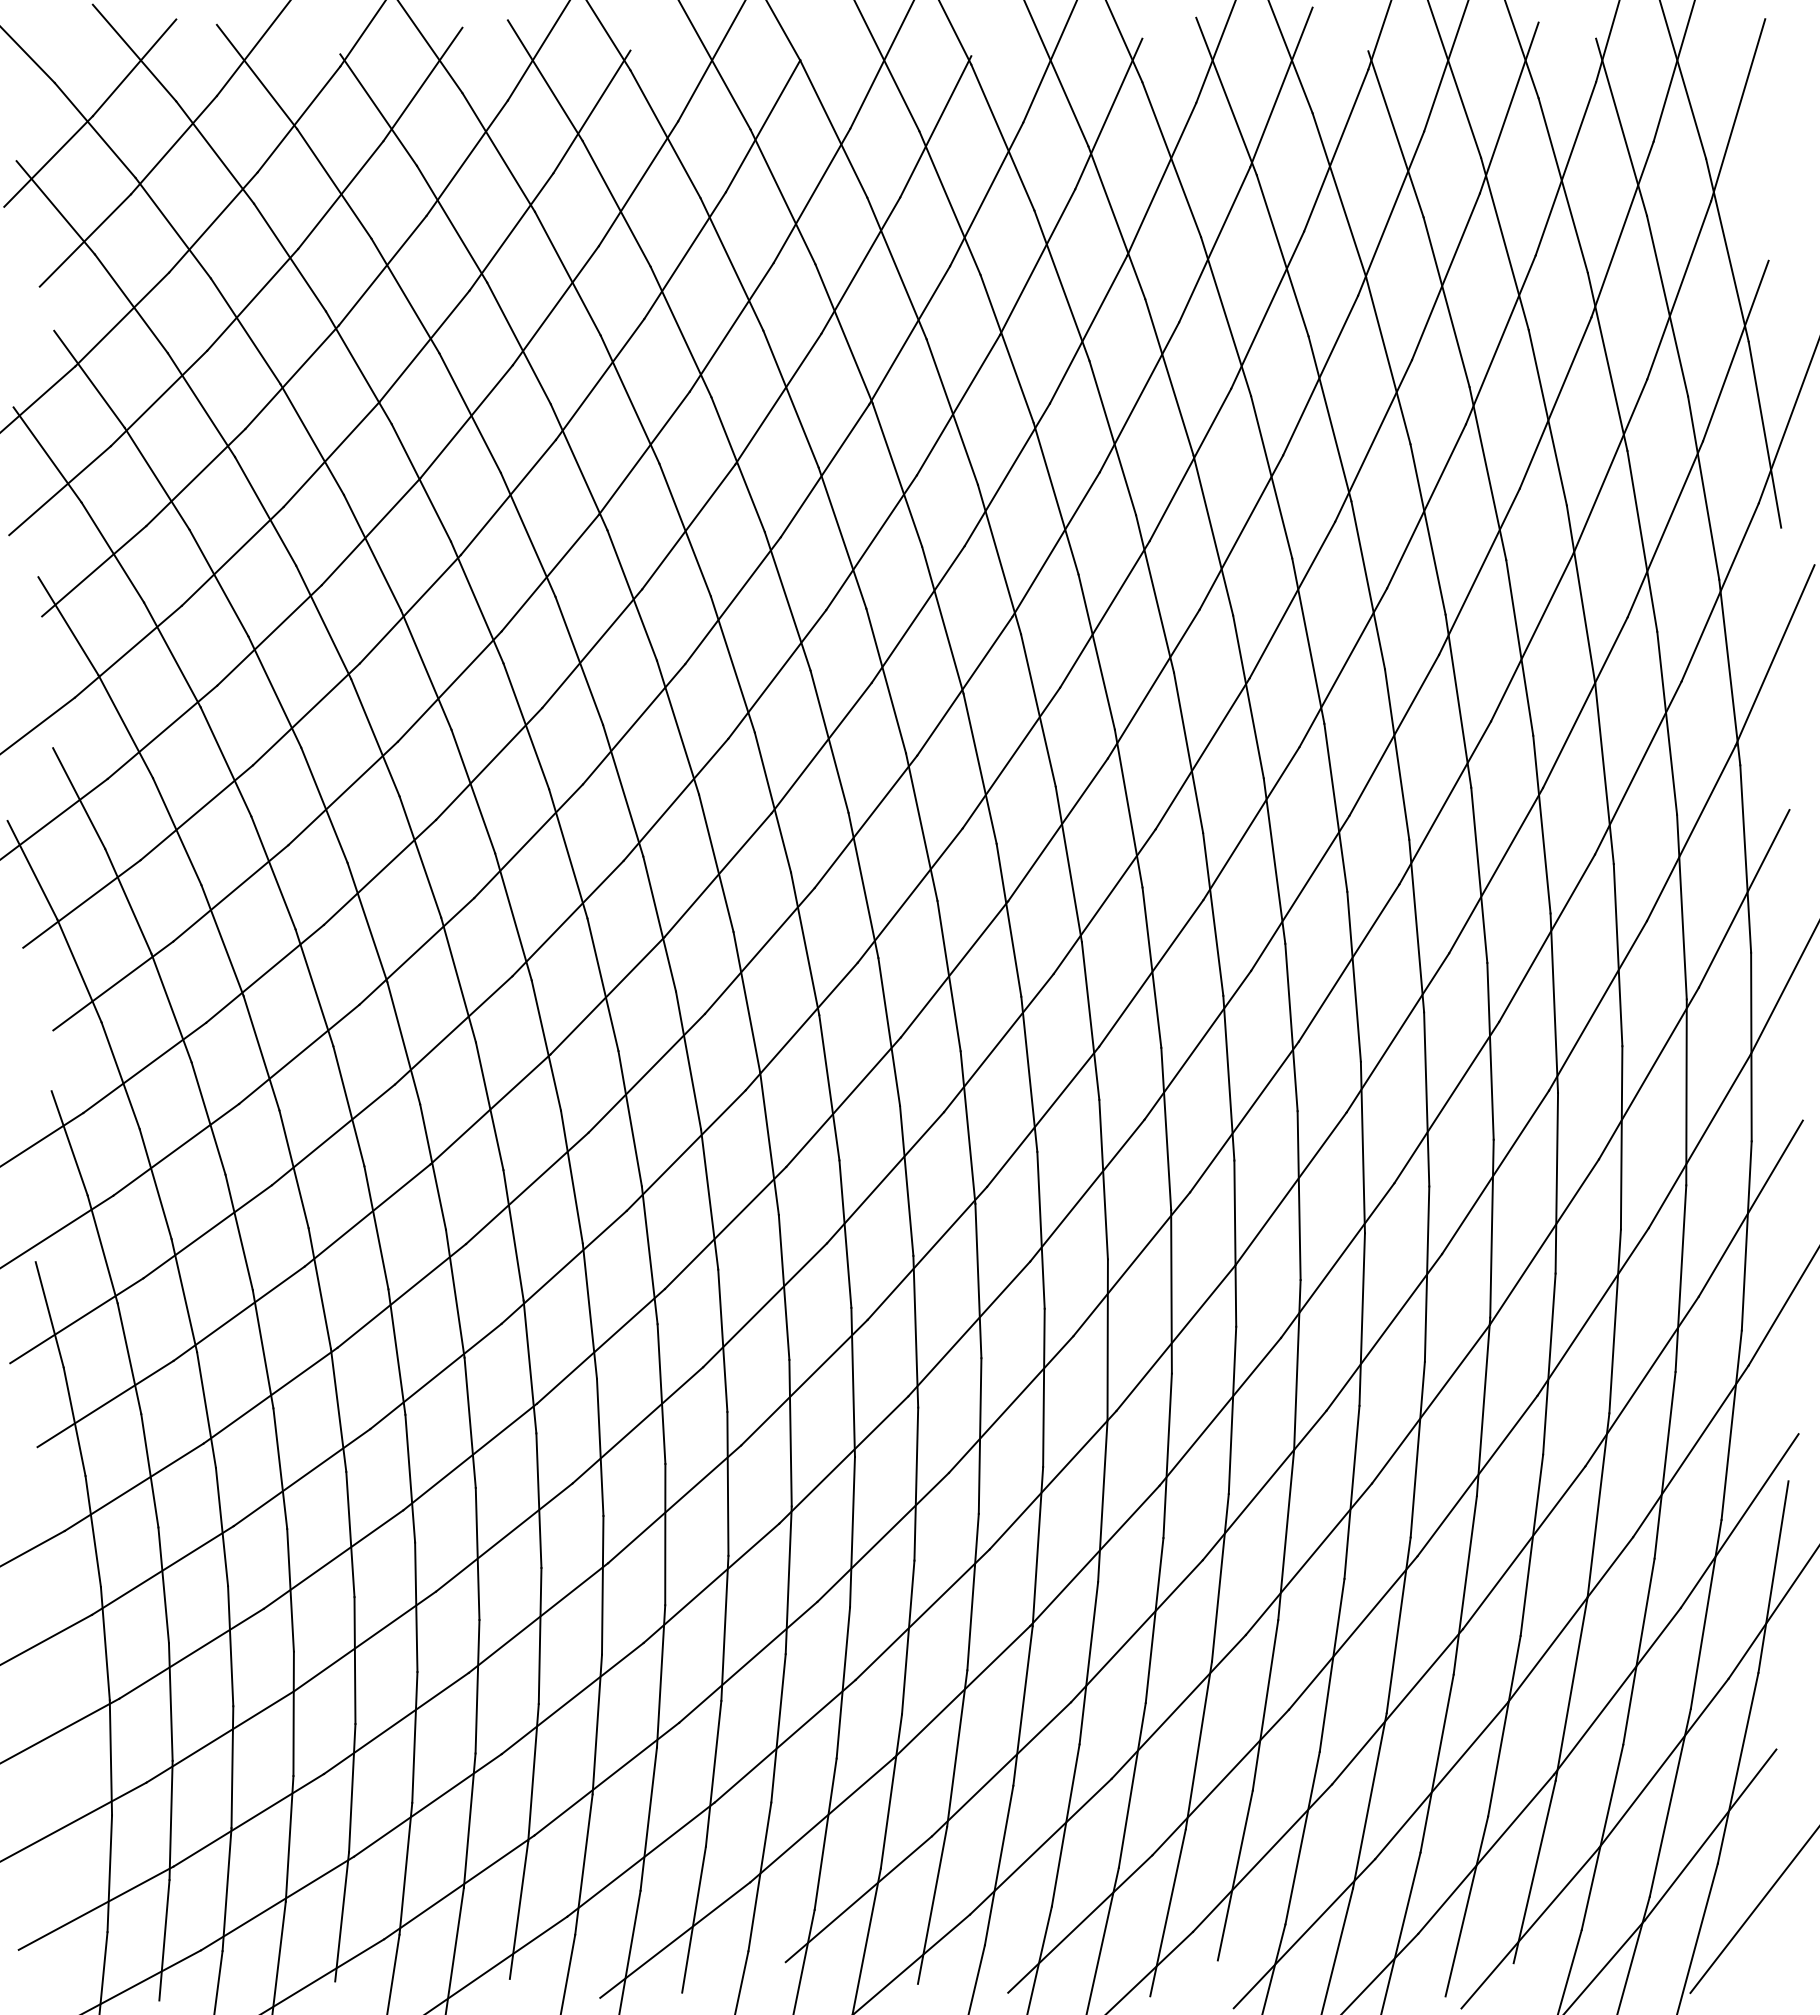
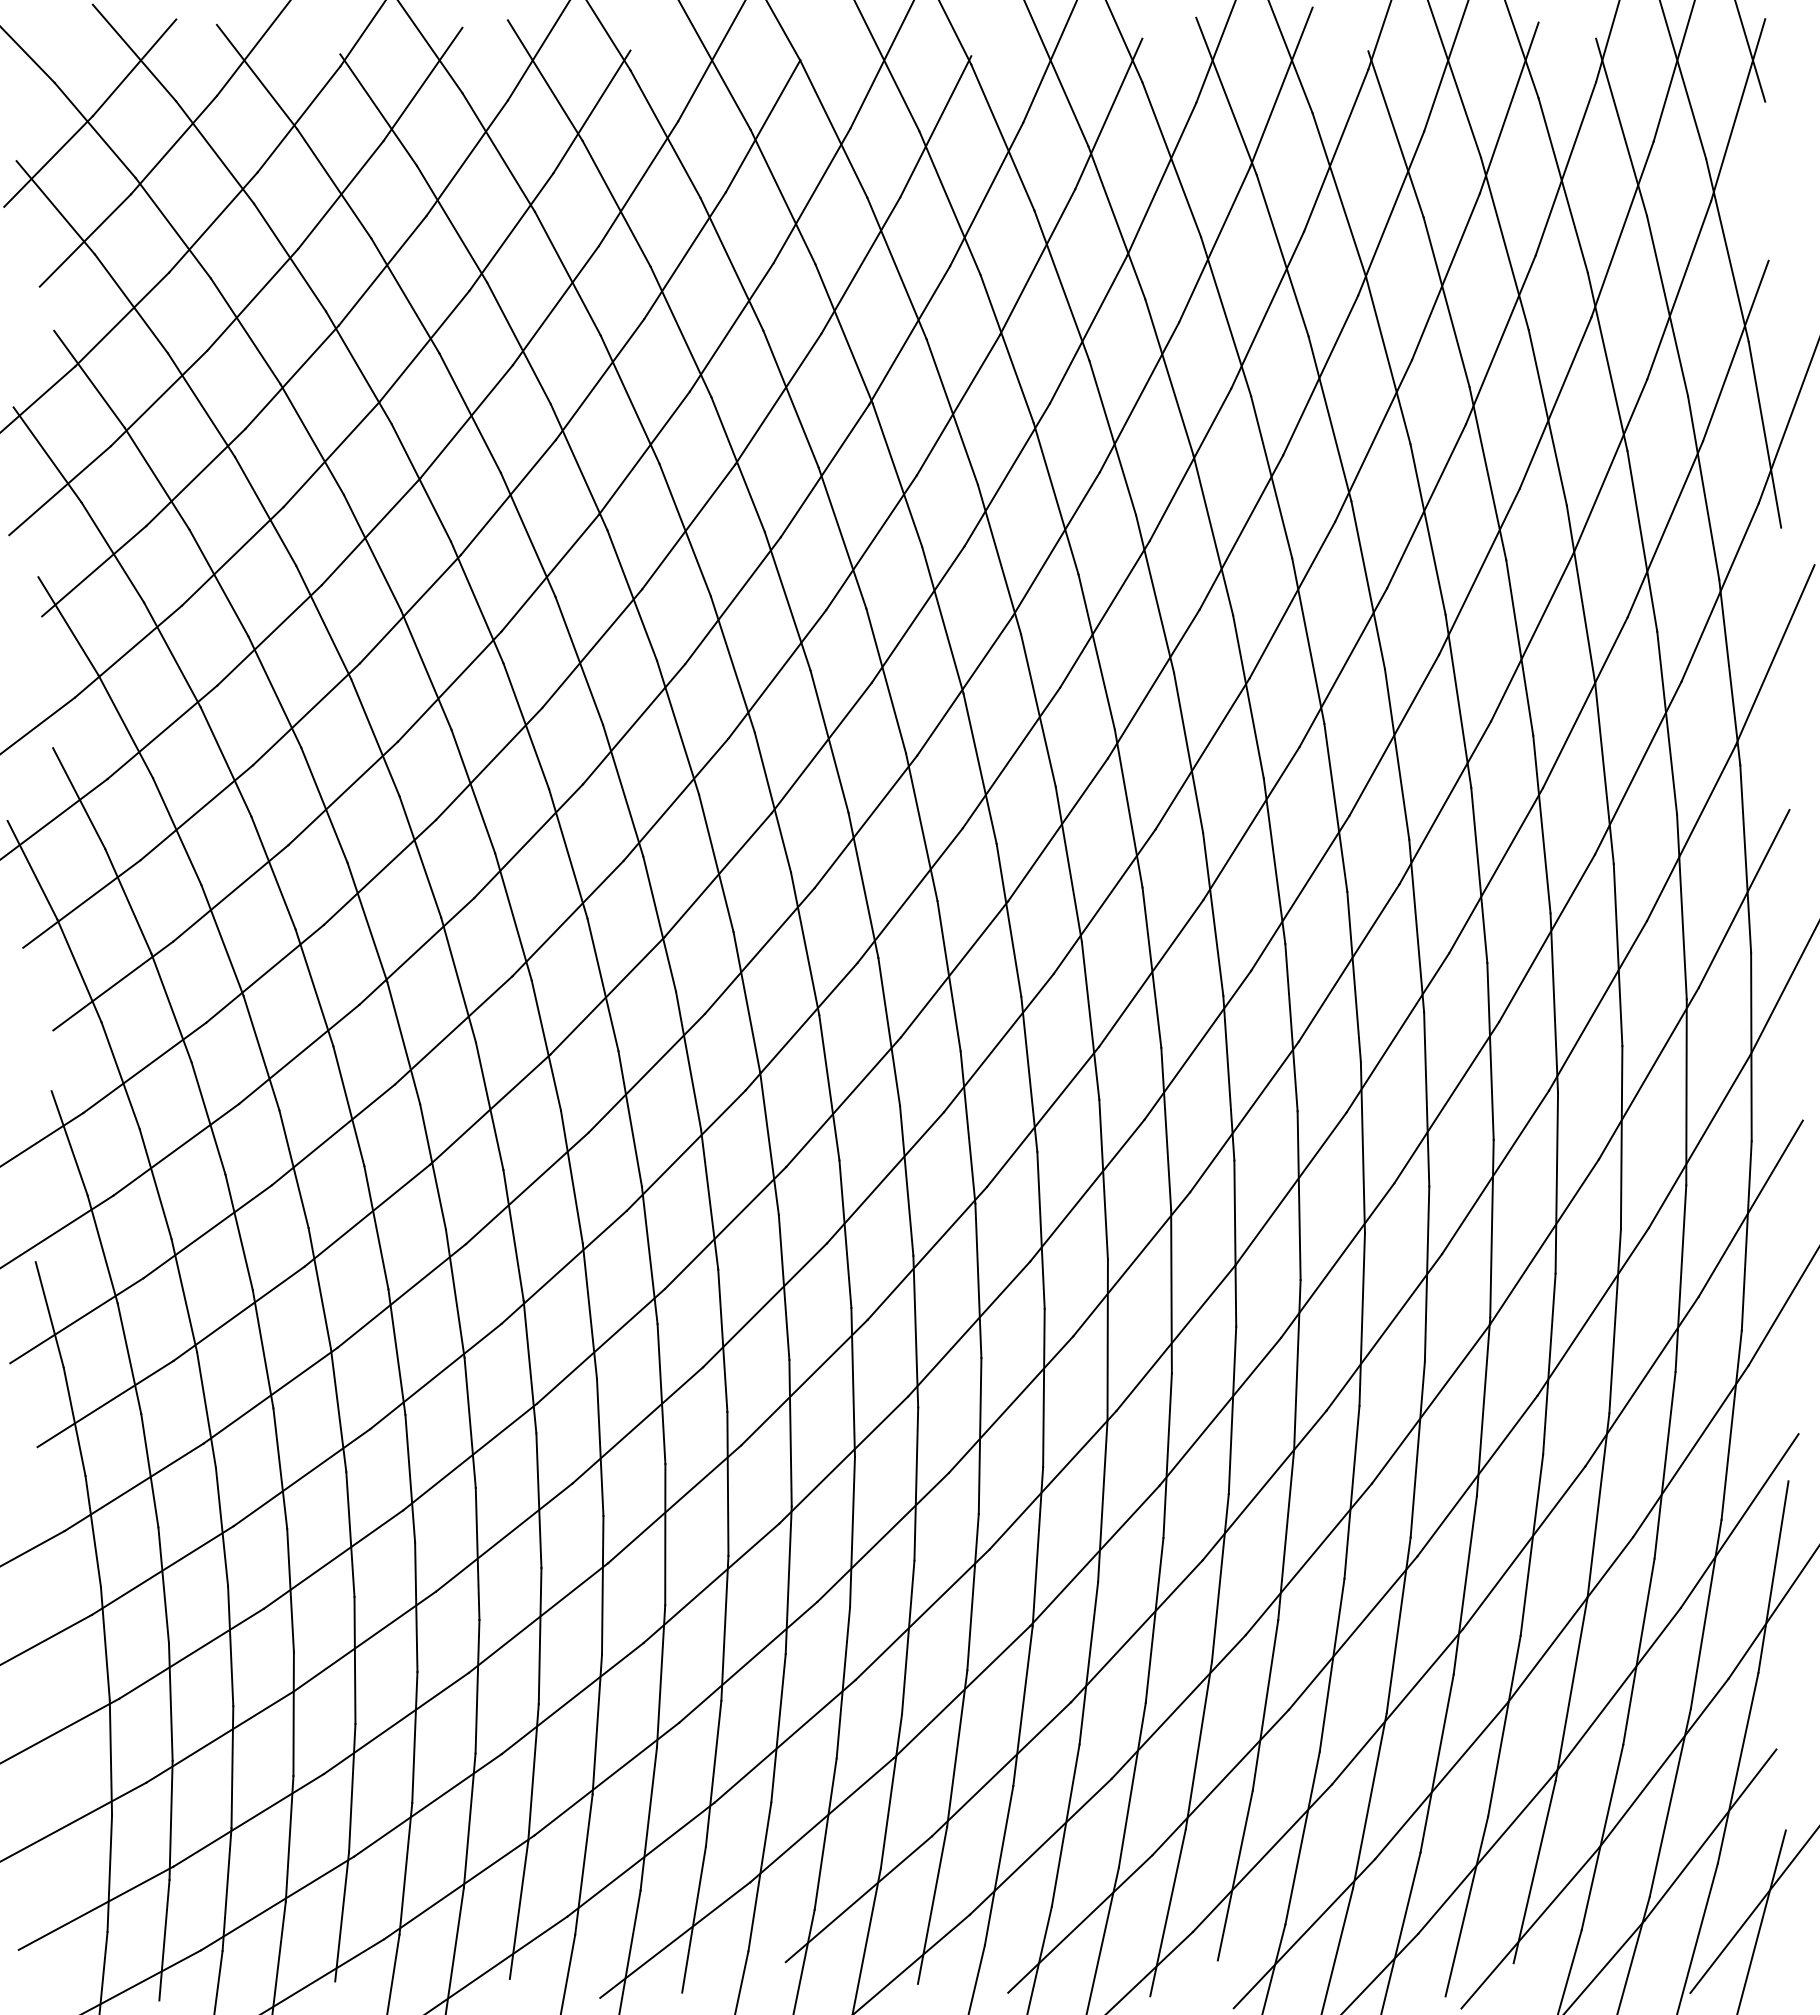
line: none -> present (1750, 51)
line: none -> present (1761, 1920)
